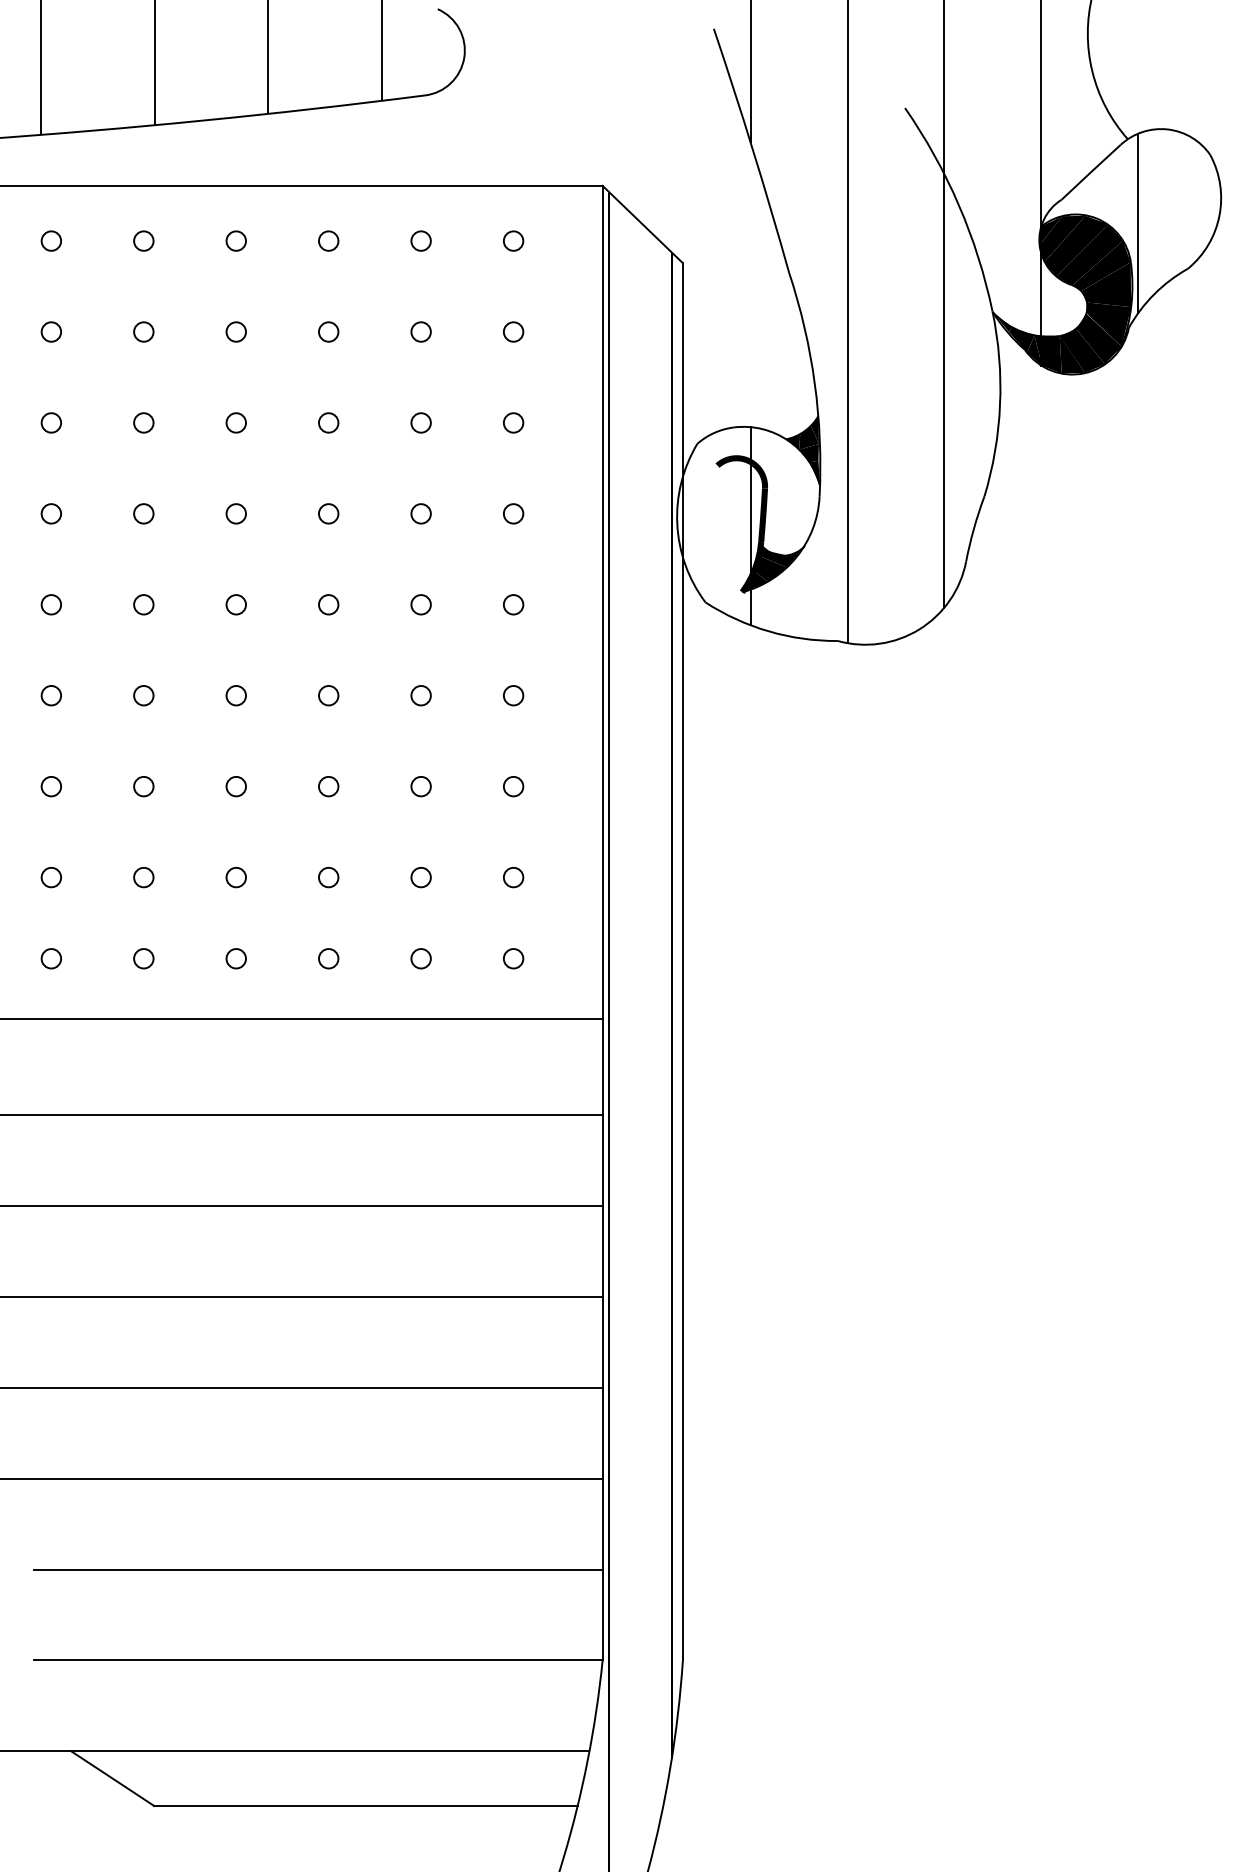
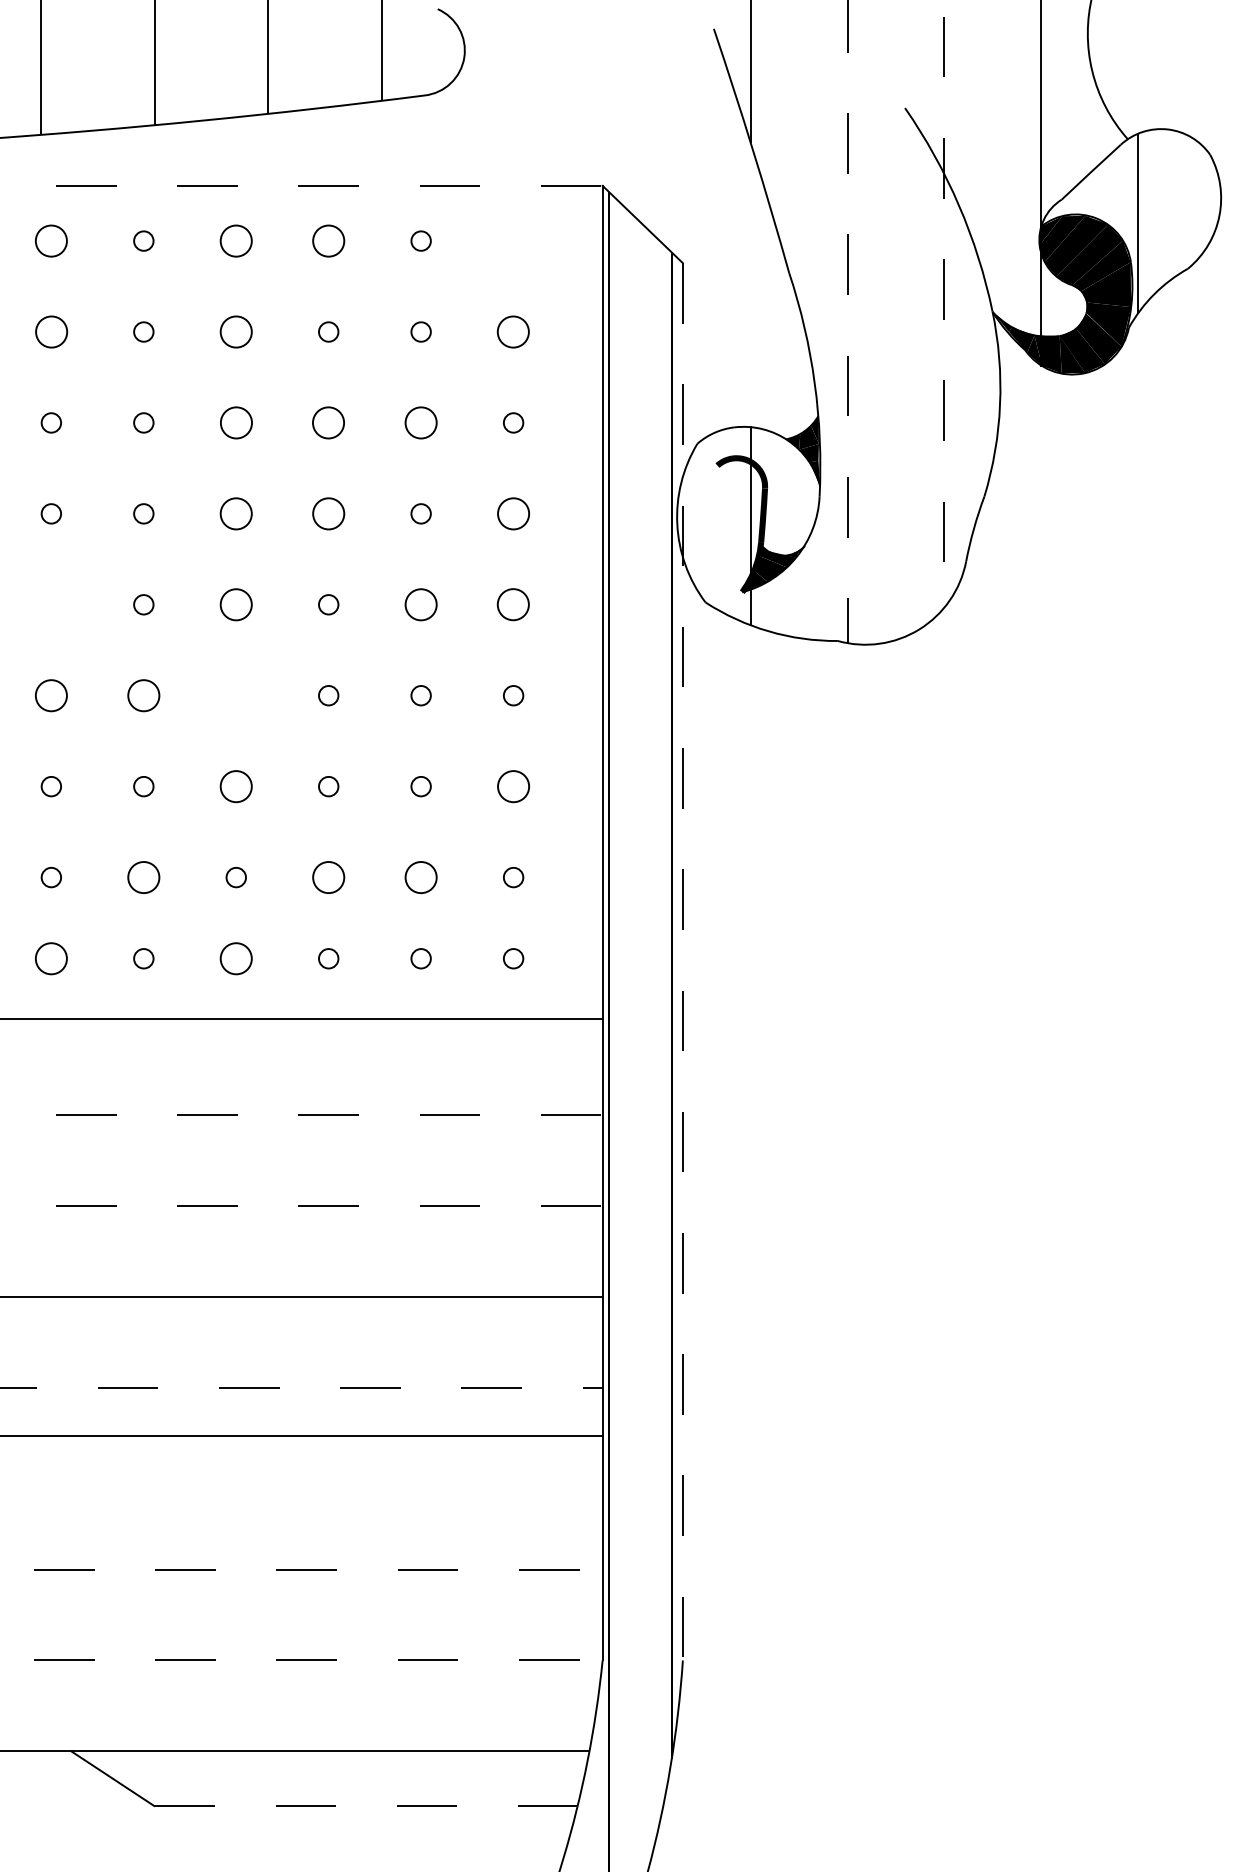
line: solid -> dashed (301, 185)
circle diameter: 19 px -> 31 px (50, 240)
circle diameter: 19 px -> 31 px (235, 240)
circle diameter: 19 px -> 31 px (328, 240)
circle: present -> none (513, 240)
line: solid -> dashed (944, 304)
line: solid -> dashed (847, 322)
circle size: 22x22 px -> 34x34 px (51, 331)
circle diameter: 19 px -> 31 px (235, 331)
circle size: 22x22 px -> 34x34 px (512, 331)
circle size: 22x22 px -> 33x34 px (236, 422)
circle size: 22x22 px -> 33x34 px (328, 422)
circle diameter: 19 px -> 31 px (420, 422)
circle diameter: 19 px -> 31 px (235, 513)
circle diameter: 19 px -> 31 px (328, 513)
circle diameter: 19 px -> 31 px (513, 513)
circle: present -> none (50, 604)
circle diameter: 19 px -> 31 px (235, 604)
circle diameter: 19 px -> 31 px (420, 604)
circle size: 22x22 px -> 34x34 px (512, 604)
circle diameter: 19 px -> 31 px (50, 695)
circle diameter: 19 px -> 31 px (143, 695)
circle: present -> none (235, 695)
circle diameter: 19 px -> 31 px (235, 786)
circle diameter: 19 px -> 31 px (513, 786)
circle diameter: 19 px -> 31 px (143, 877)
circle diameter: 19 px -> 31 px (328, 877)
circle diameter: 19 px -> 31 px (420, 877)
circle diameter: 19 px -> 31 px (50, 958)
circle diameter: 19 px -> 31 px (235, 958)
line: solid -> dashed (682, 961)
line: solid -> dashed (301, 1114)
line: solid -> dashed (301, 1205)
line: solid -> dashed (301, 1387)
line position: (302, 1478) -> (302, 1435) (302, 1435)
line: solid -> dashed (318, 1569)
line: solid -> dashed (318, 1660)
line: solid -> dashed (365, 1806)
